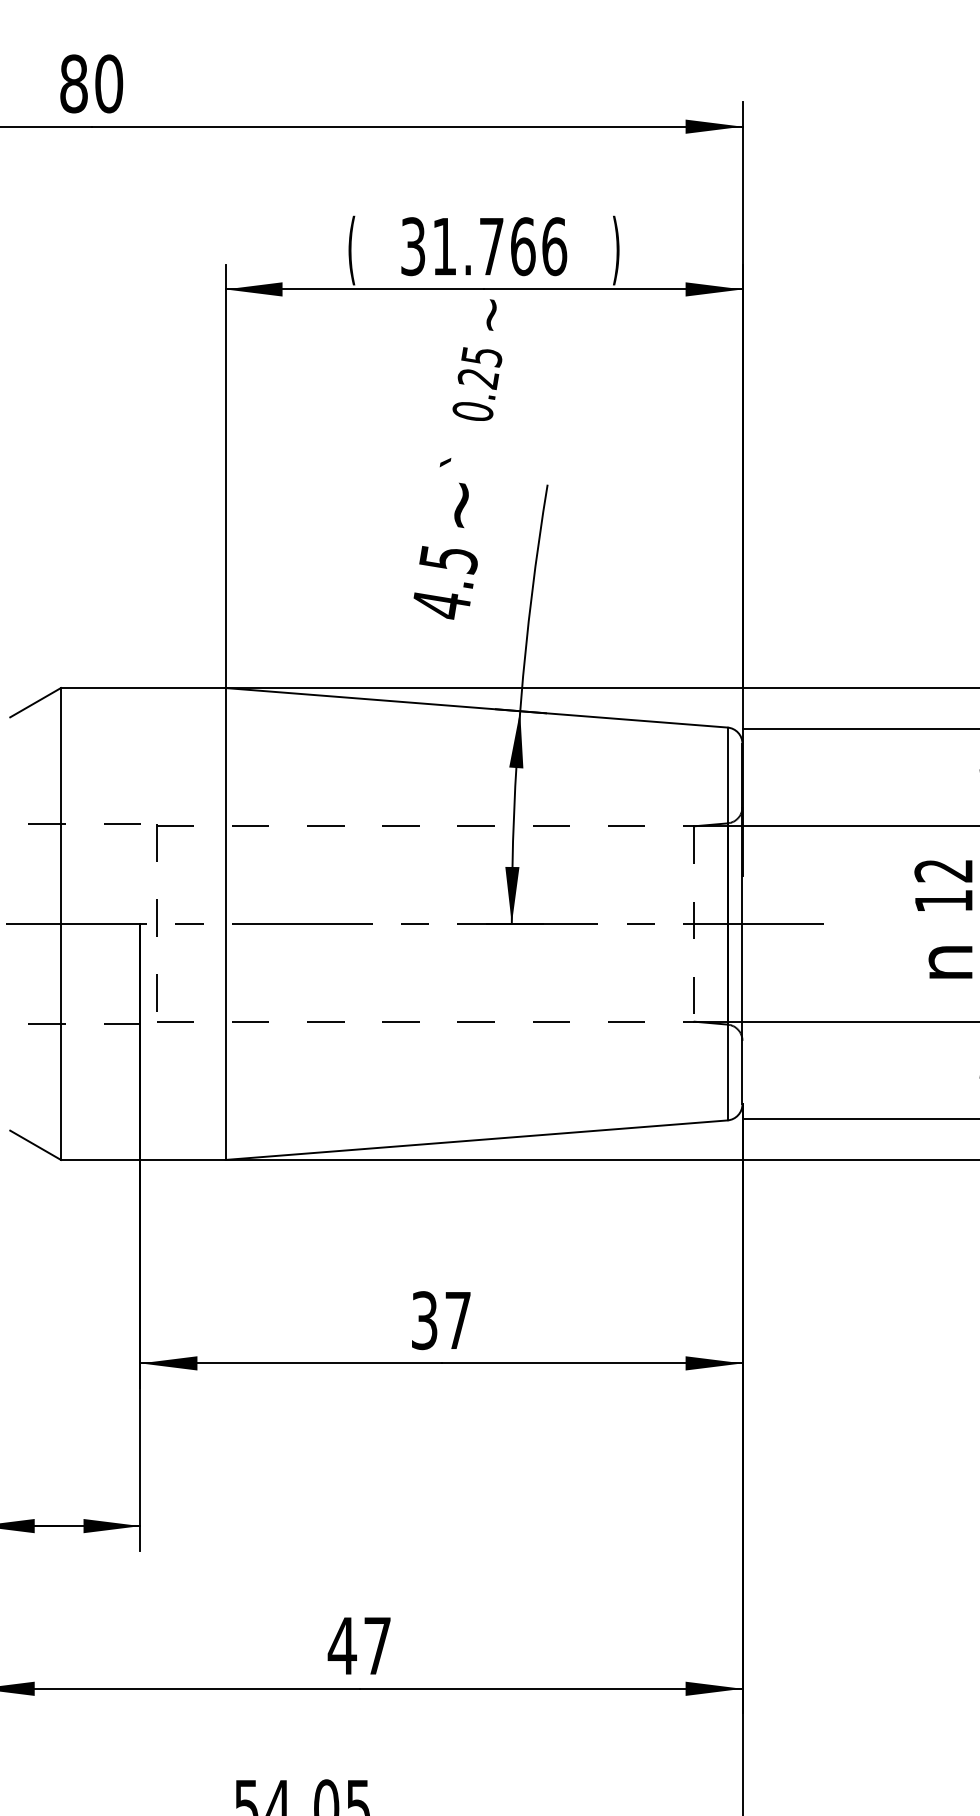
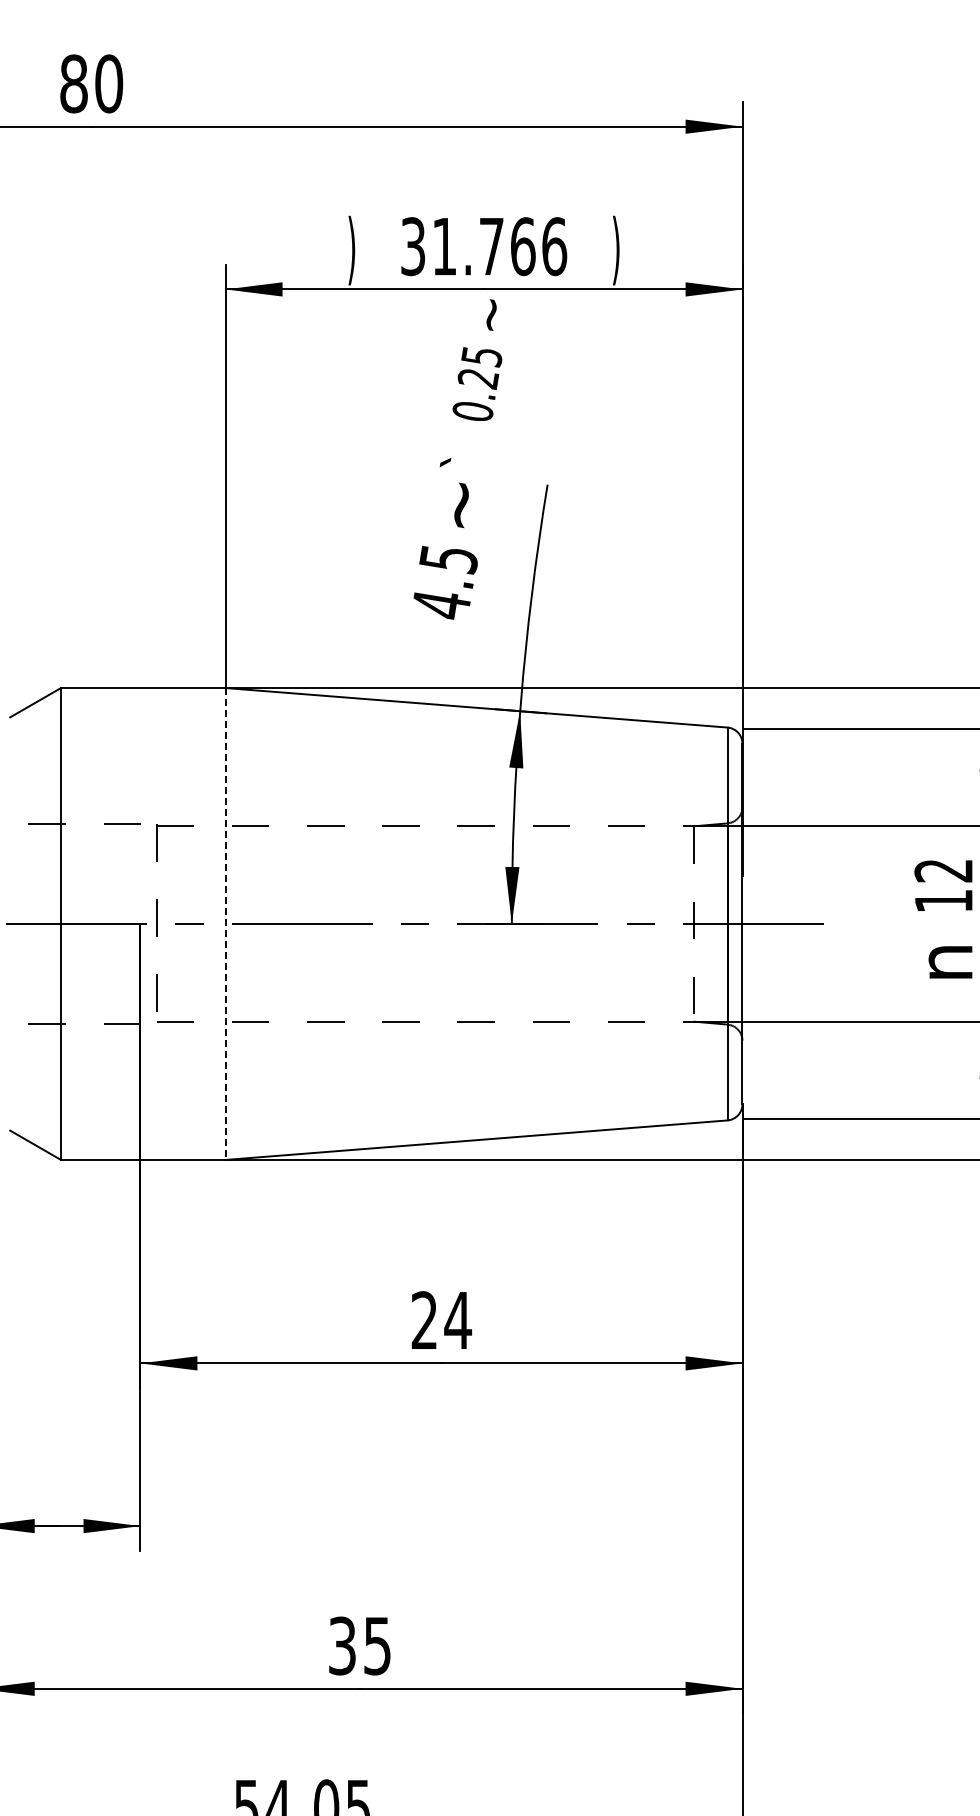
text: ( -> ) (351, 250)
line: solid -> dashed (225, 924)
text: 37 -> 24 (441, 1320)
text: 47 -> 35 (358, 1645)
